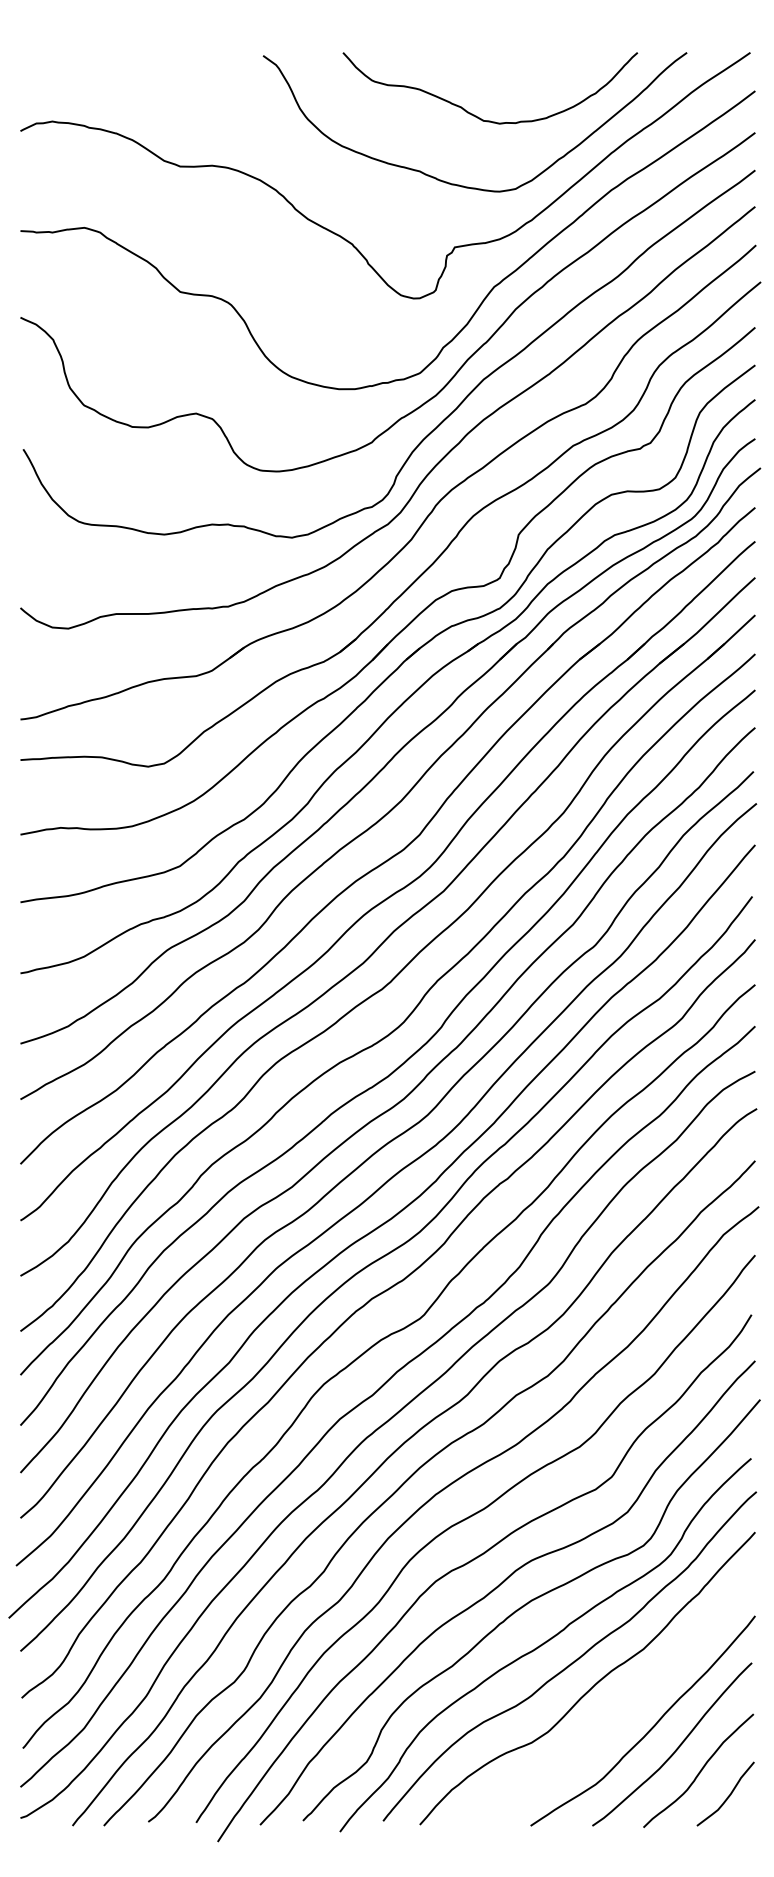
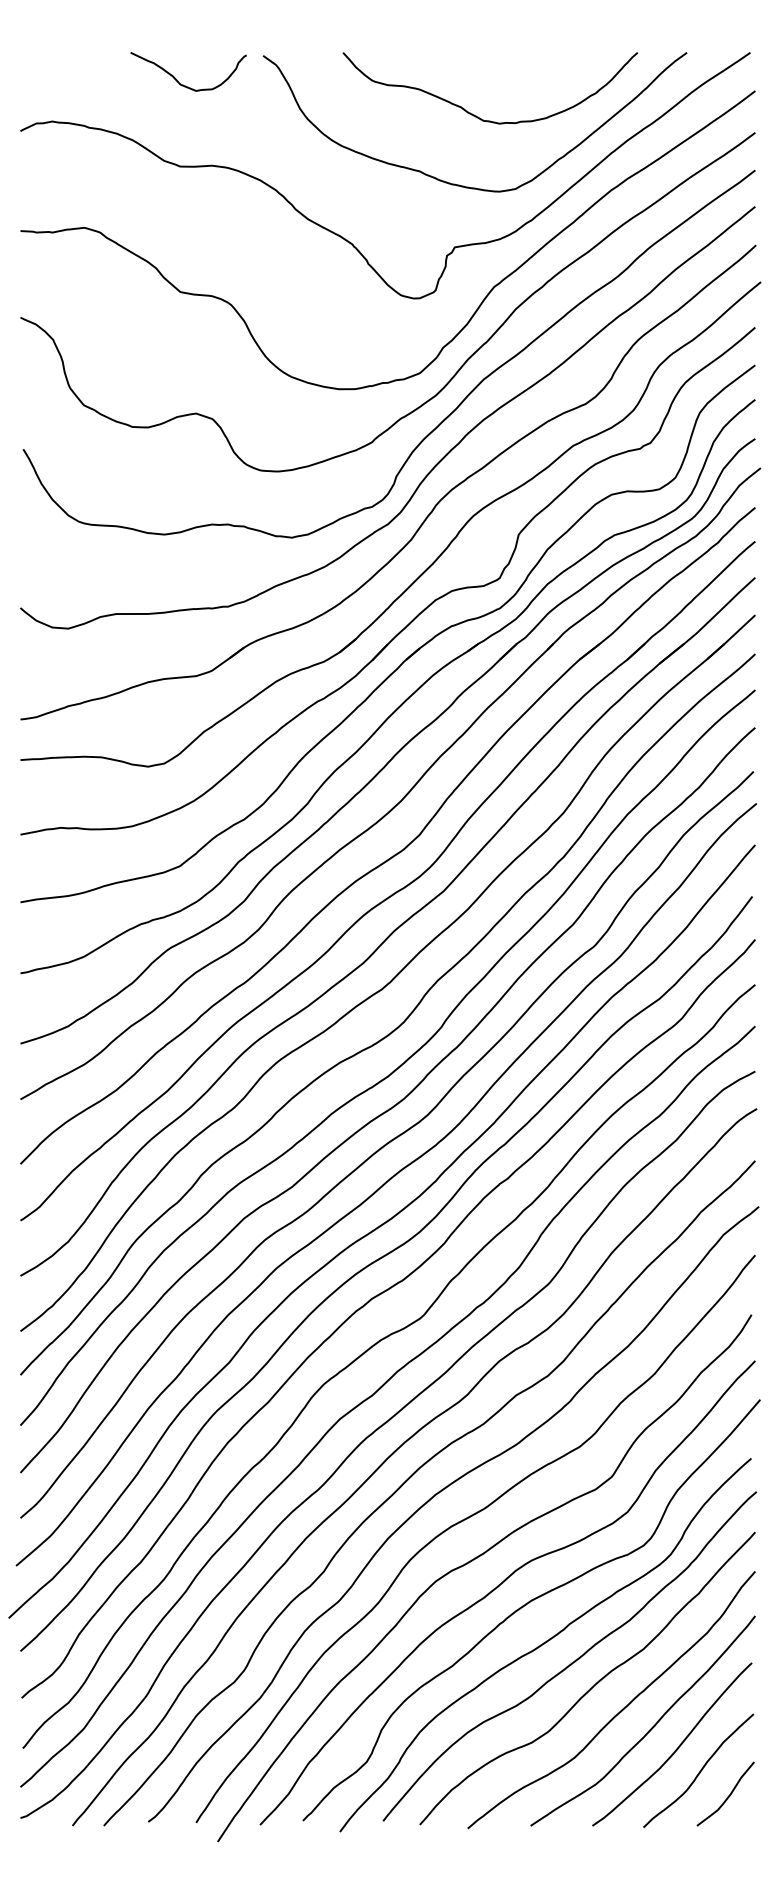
curve: none -> present (177, 79)
curve: none -> present (621, 1709)
